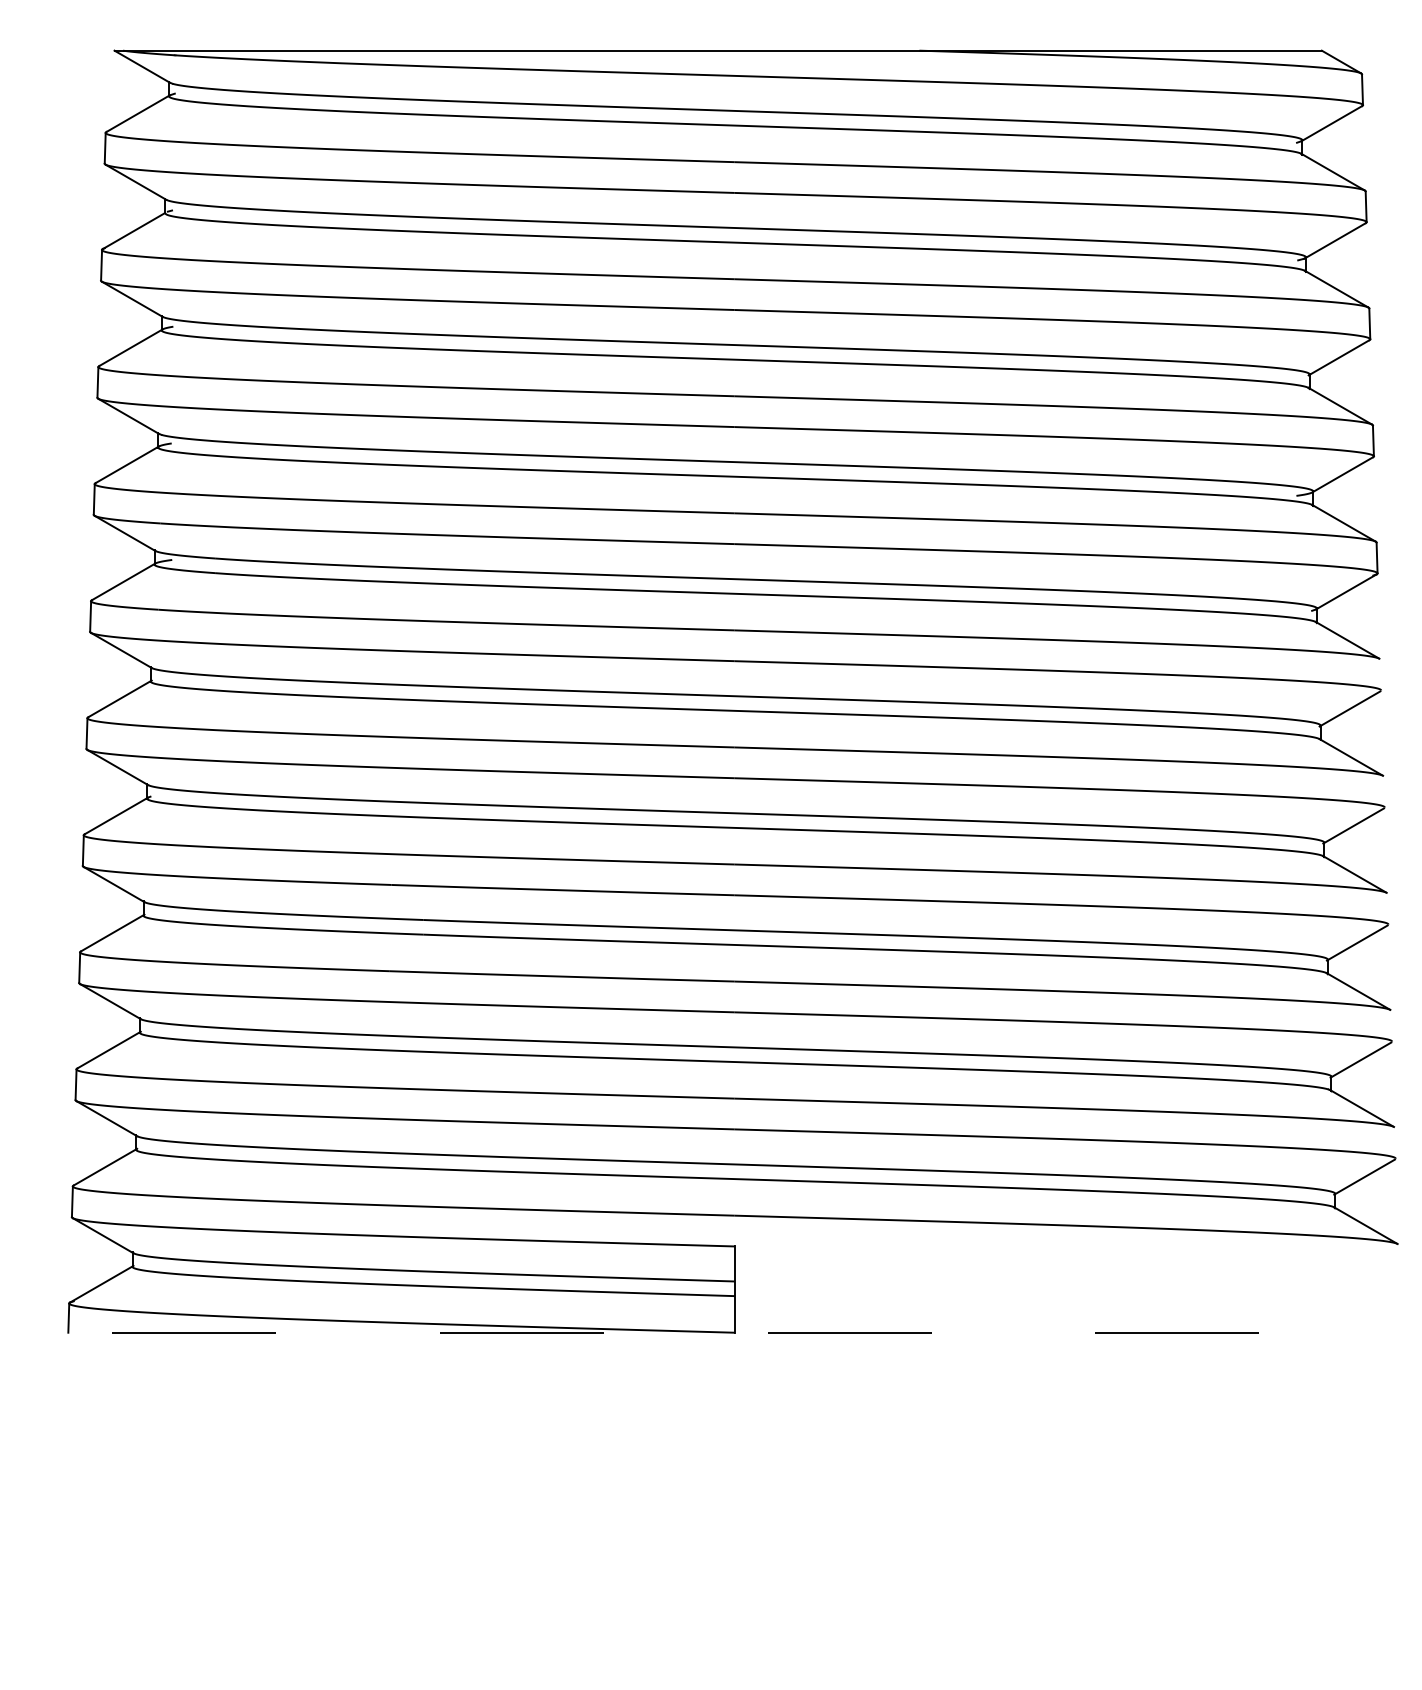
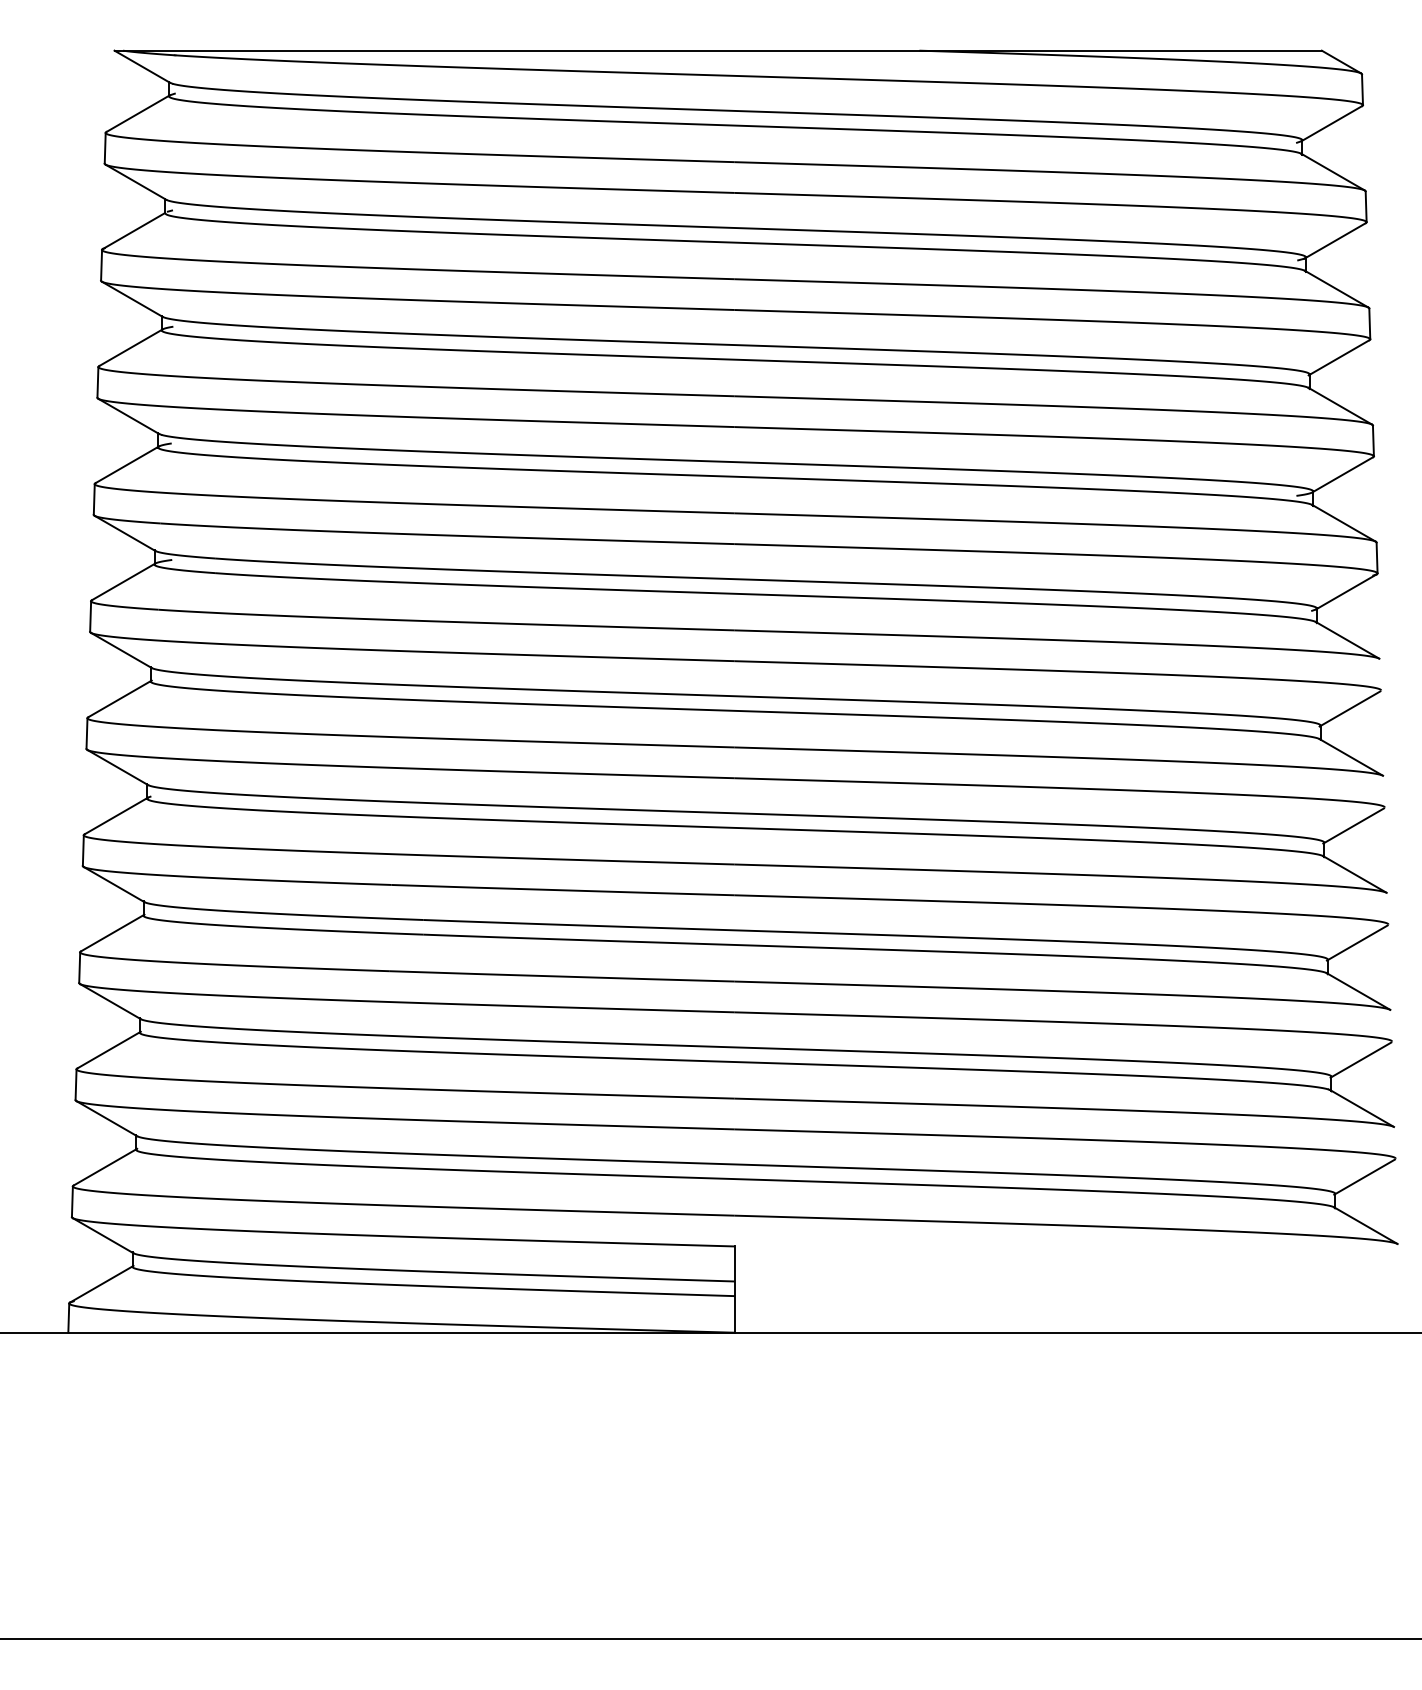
line: dashed -> solid (711, 1332)
line: none -> present (710, 1639)
